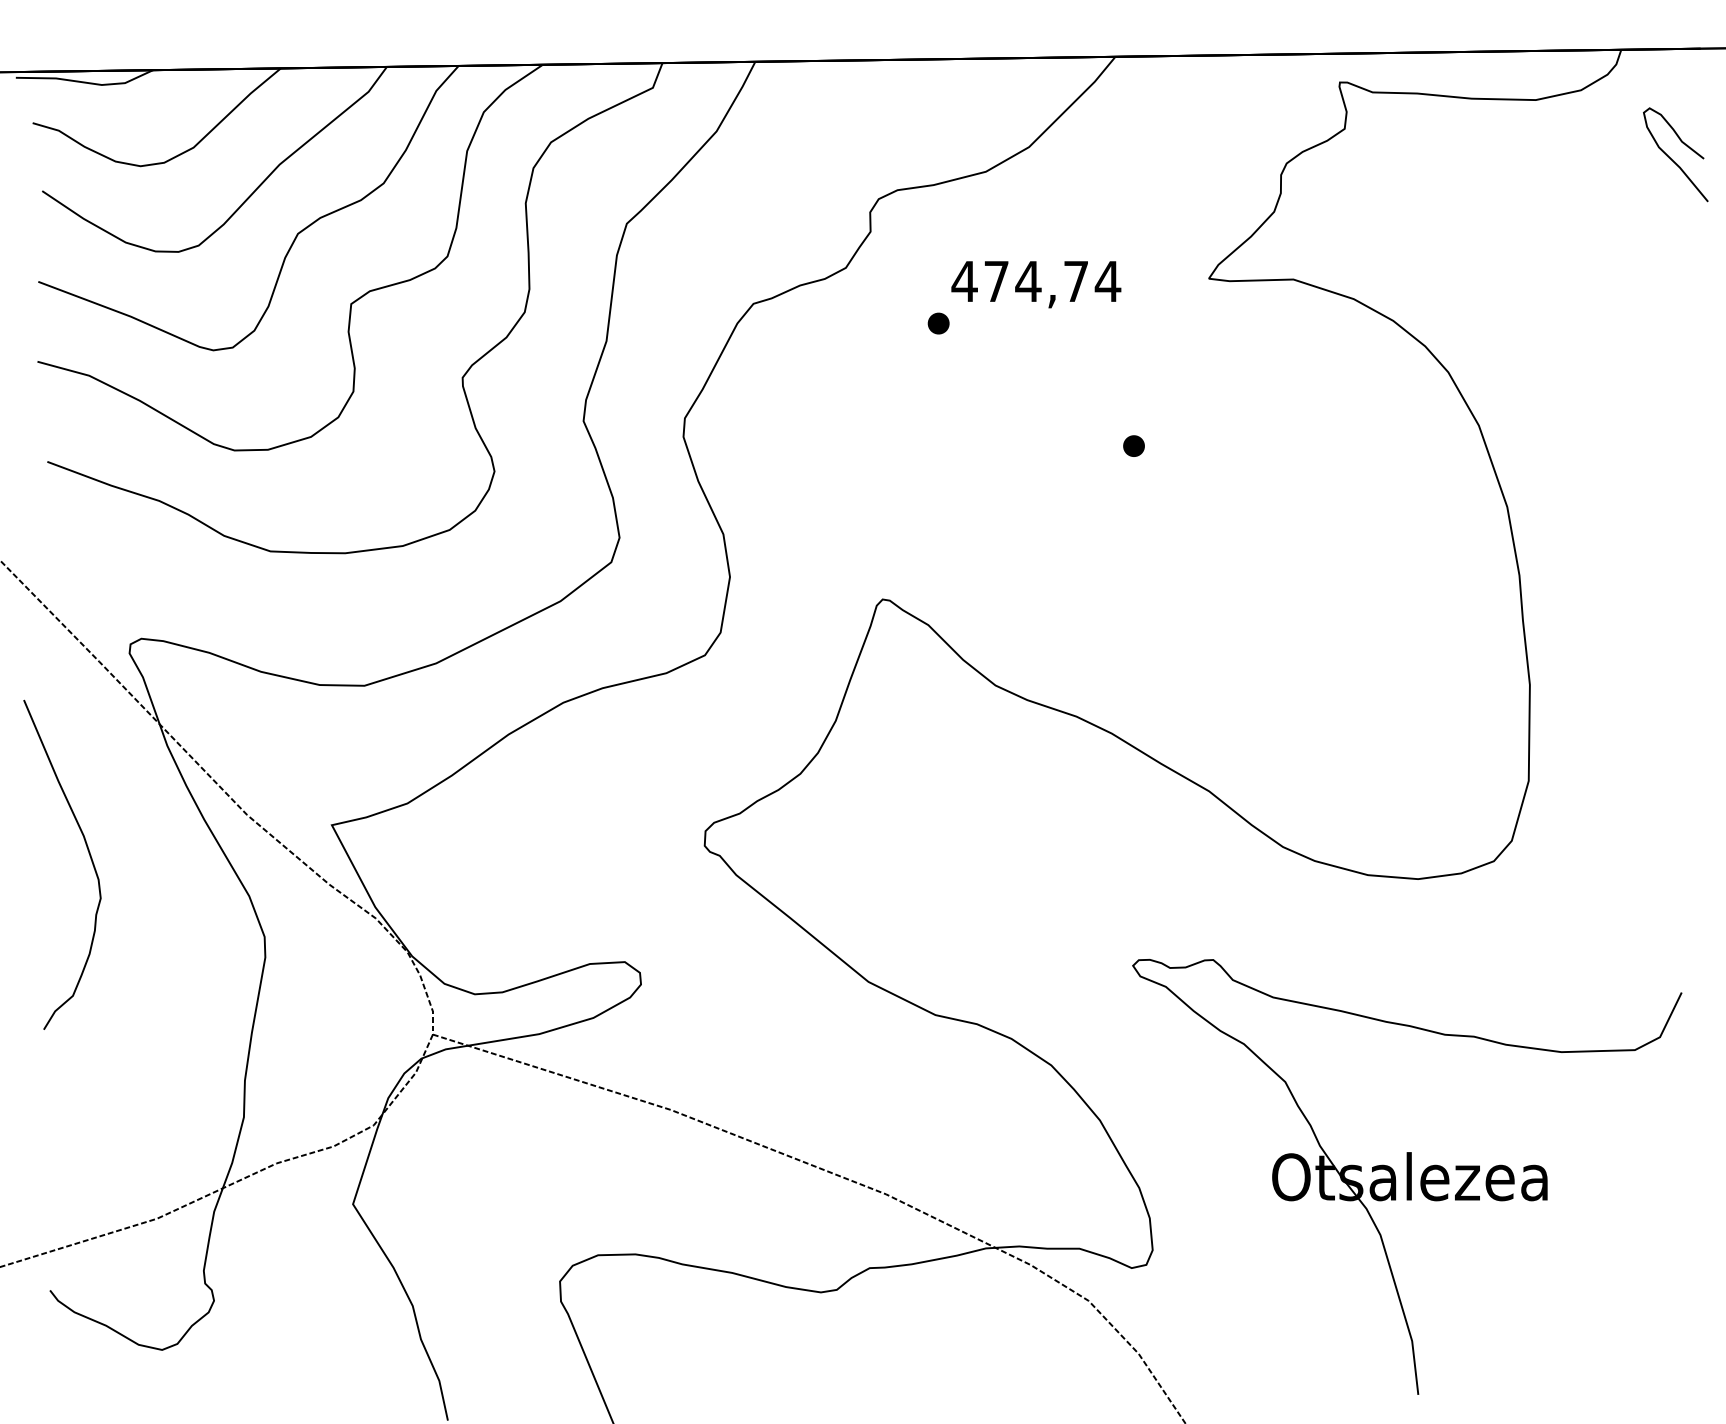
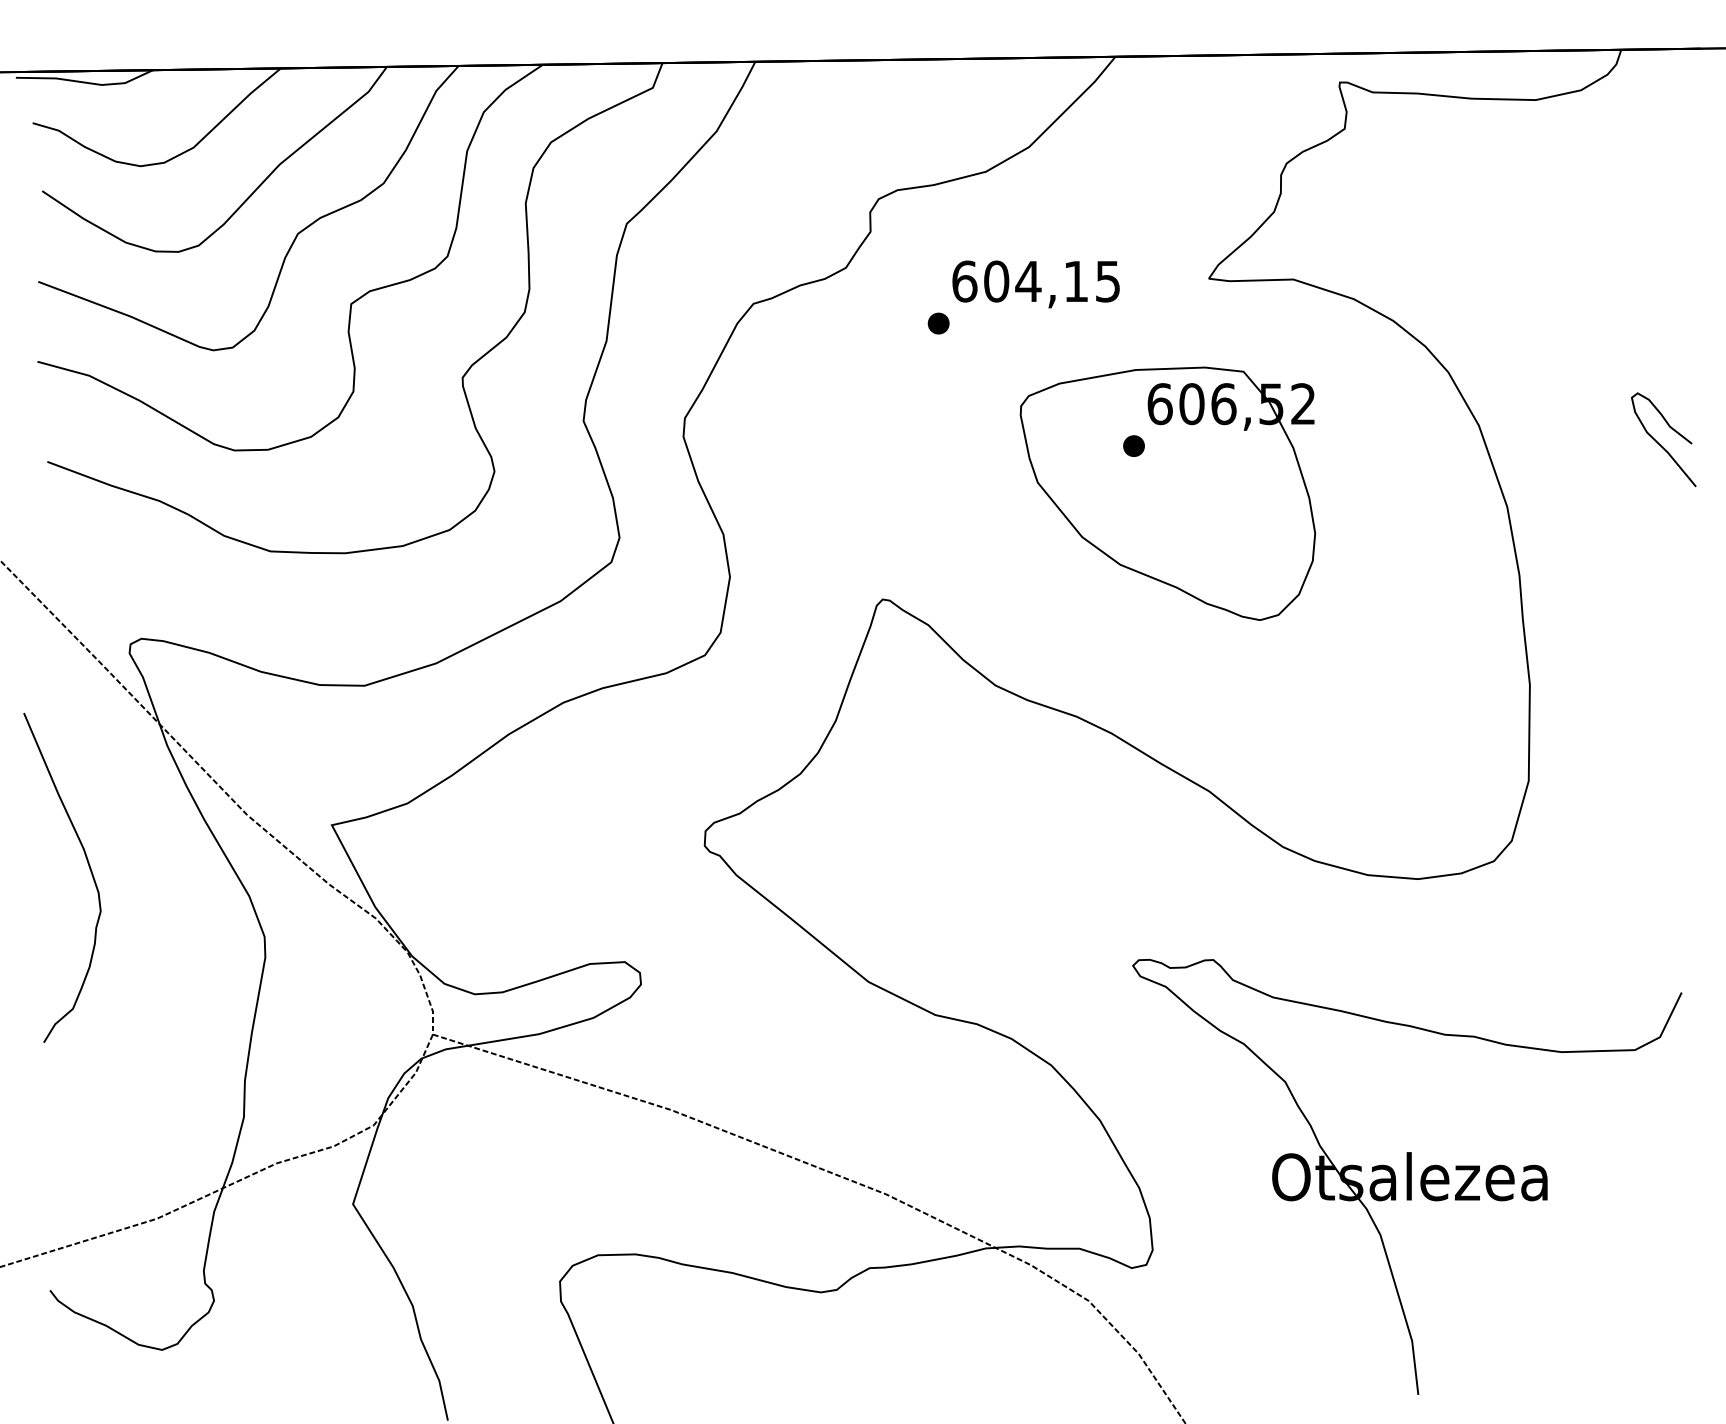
curve position: (1671, 158) -> (1659, 443) (1659, 443)
text: 474,74 -> 604,15 (1036, 281)
part: none -> present (1167, 493)
curve position: (89, 856) -> (89, 869) (89, 869)
